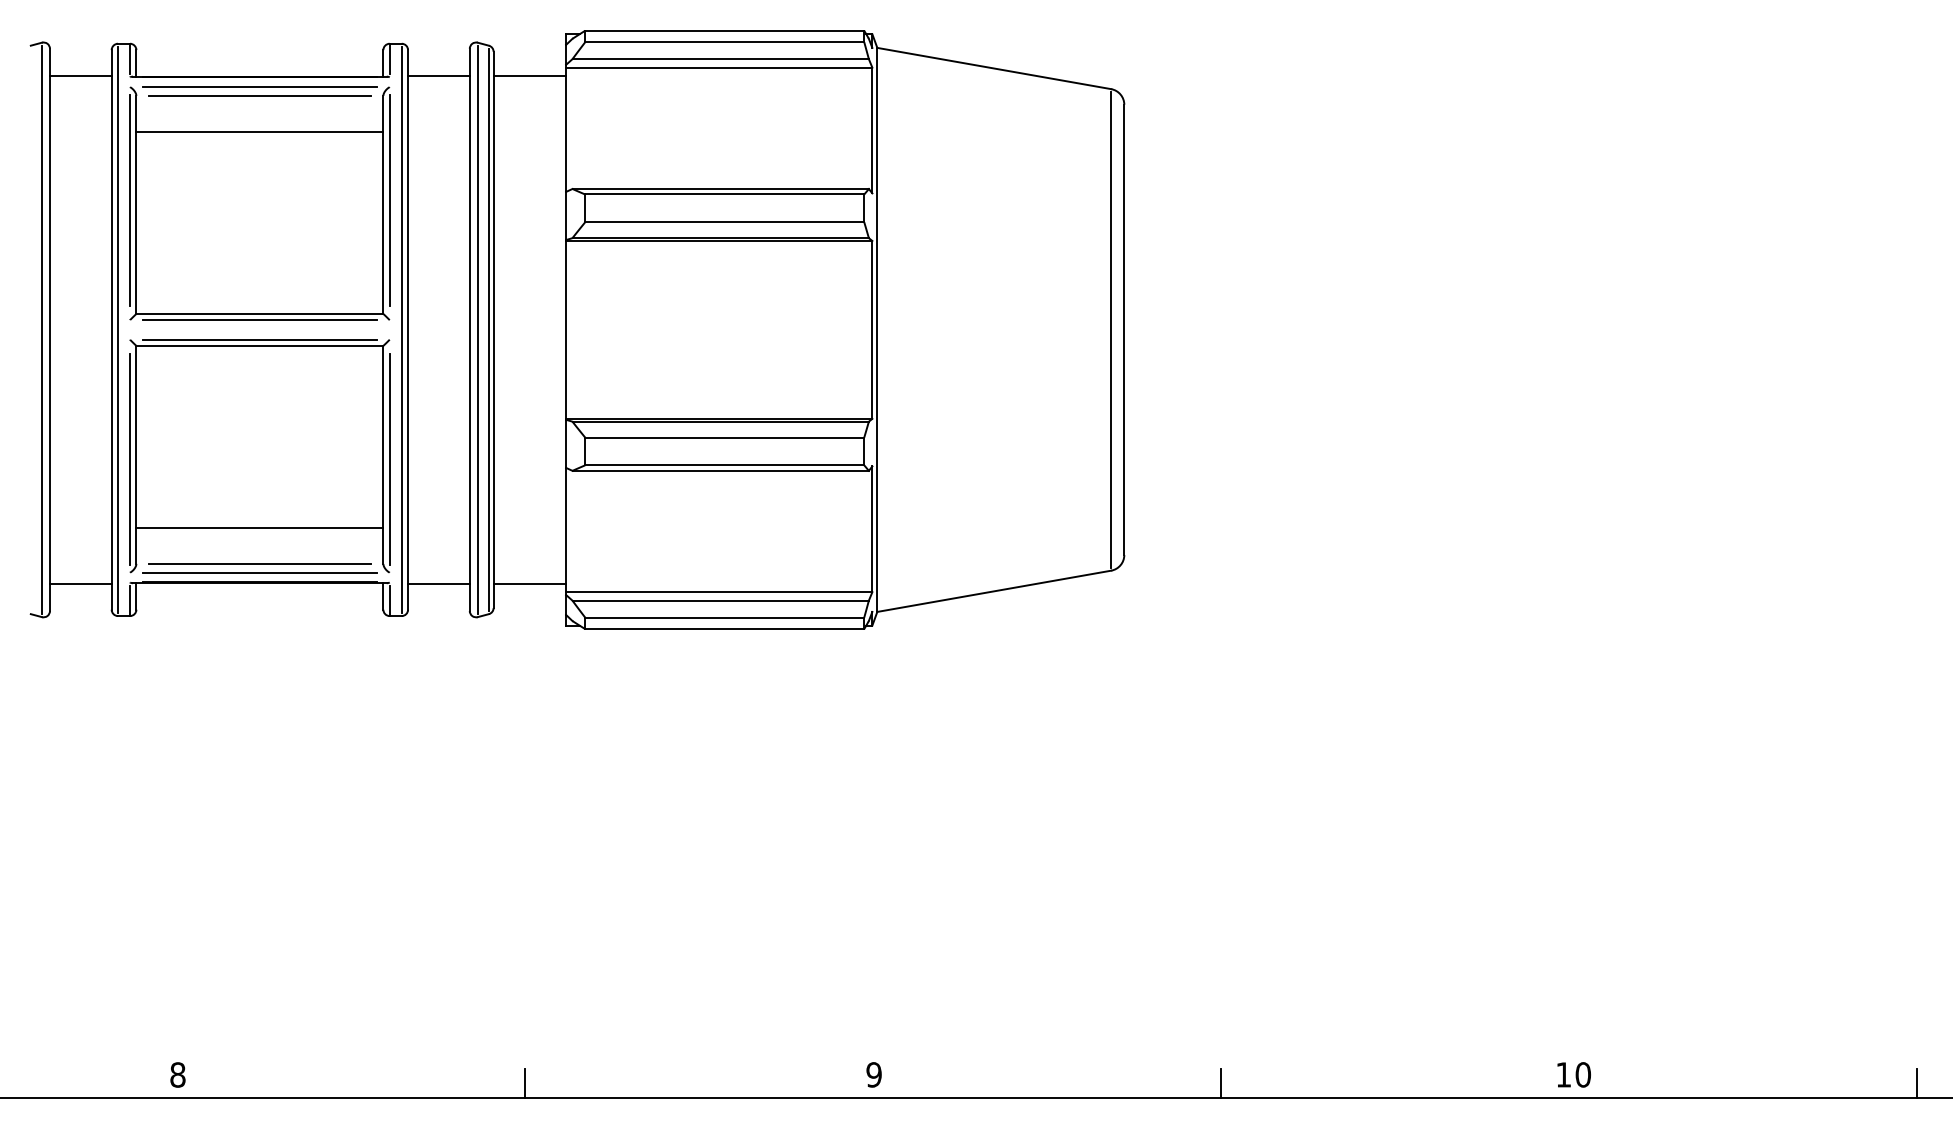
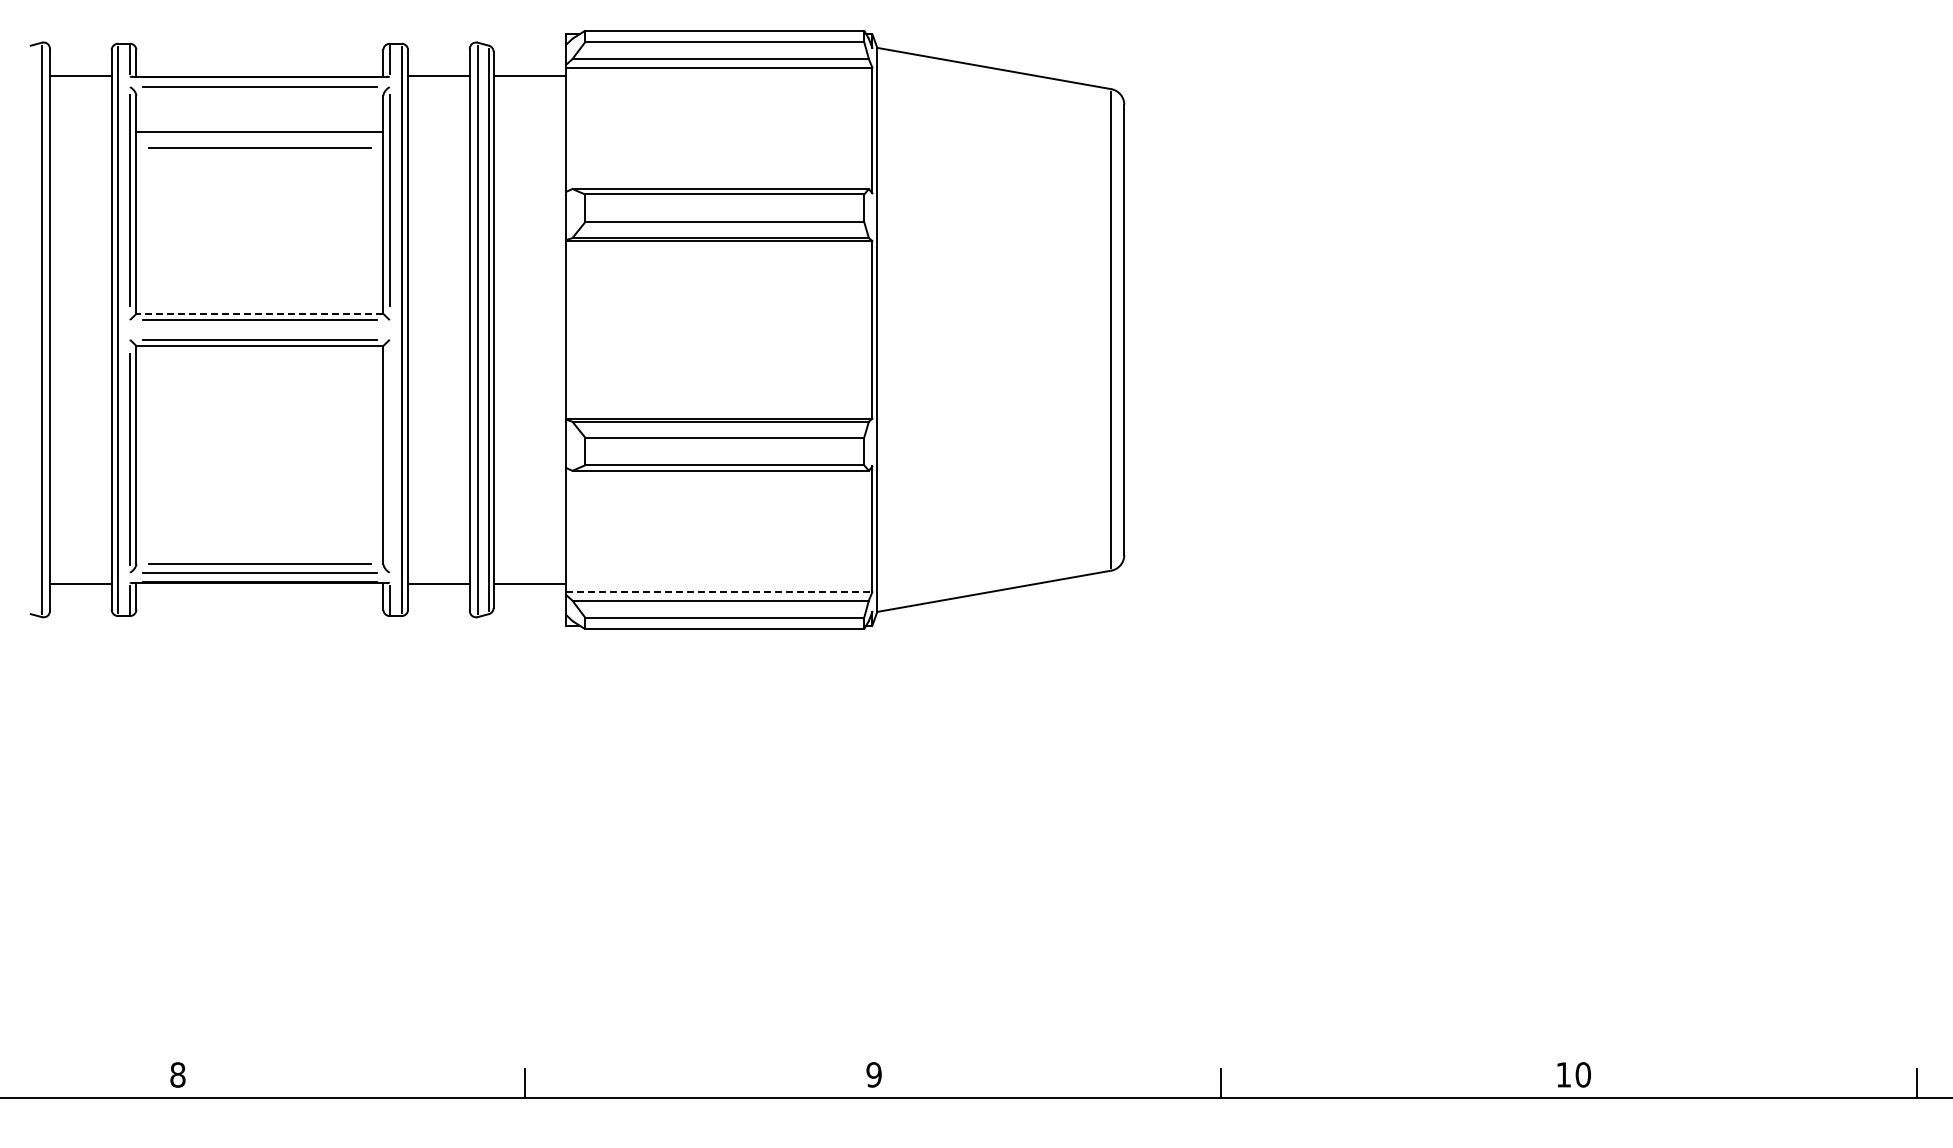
line position: (259, 95) -> (259, 147) (259, 147)
line: solid -> dashed (259, 314)
line: present -> none (389, 459)
line: present -> none (259, 528)
line: solid -> dashed (719, 592)
